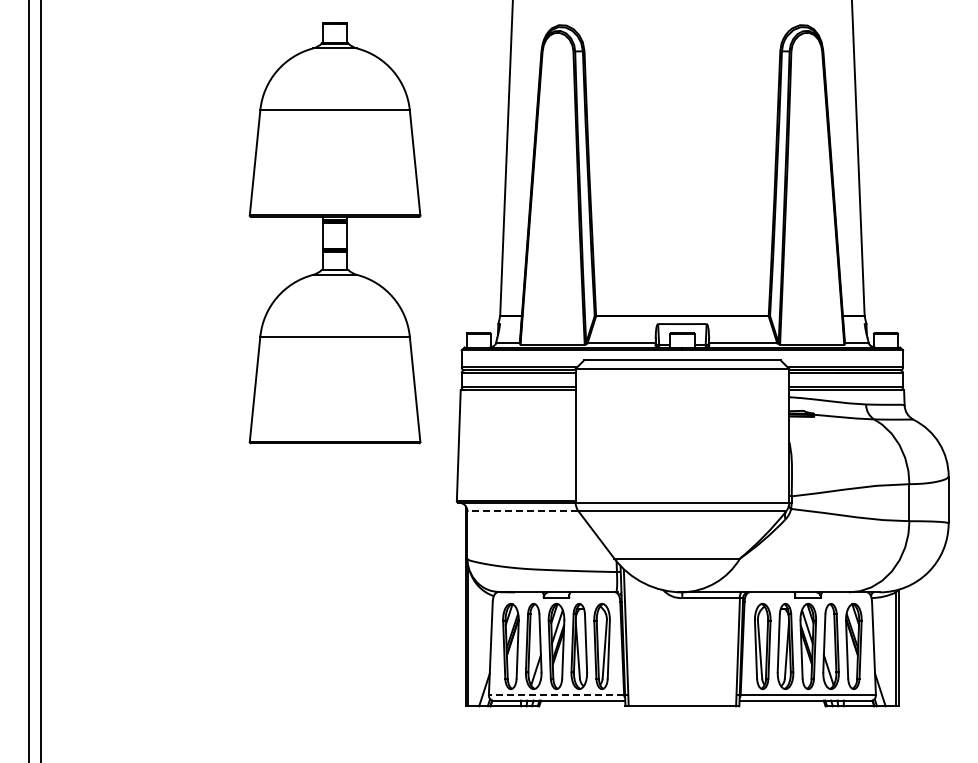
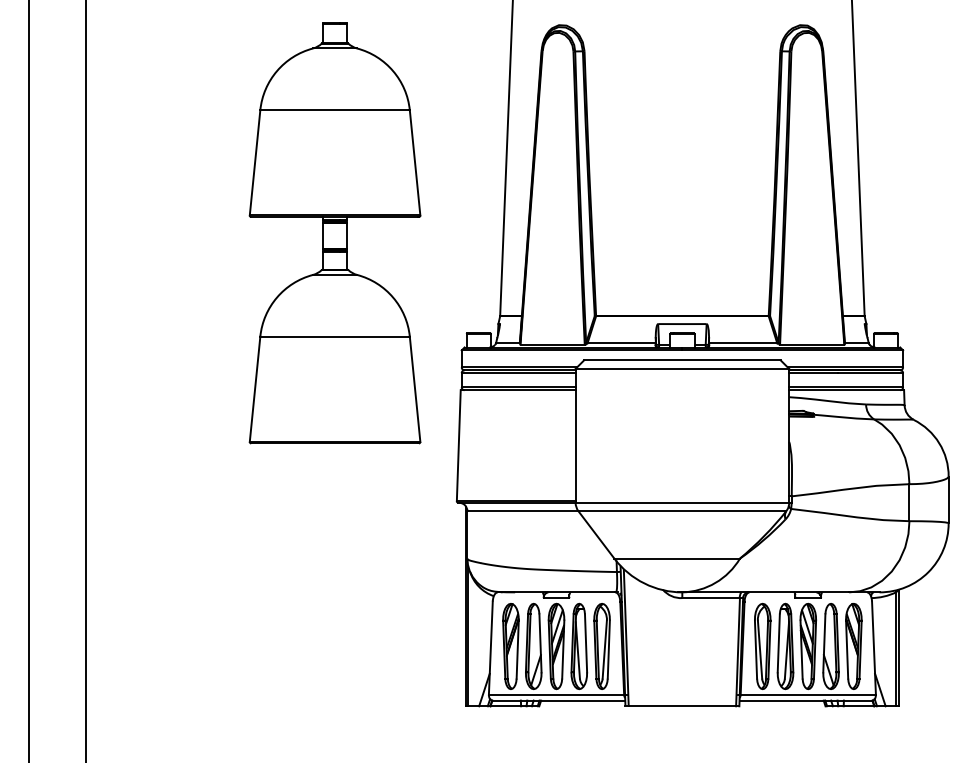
line position: (41, 380) -> (86, 380) (86, 380)
line: dashed -> solid (522, 511)
line: dashed -> solid (556, 694)
